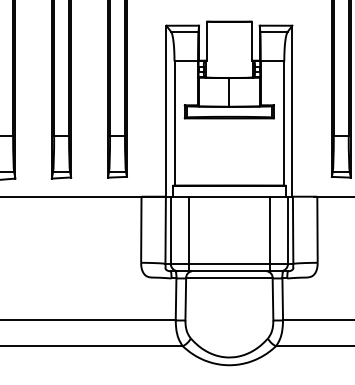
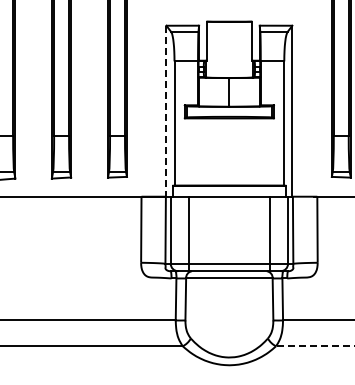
line: solid -> dashed (166, 111)
line: solid -> dashed (315, 346)
